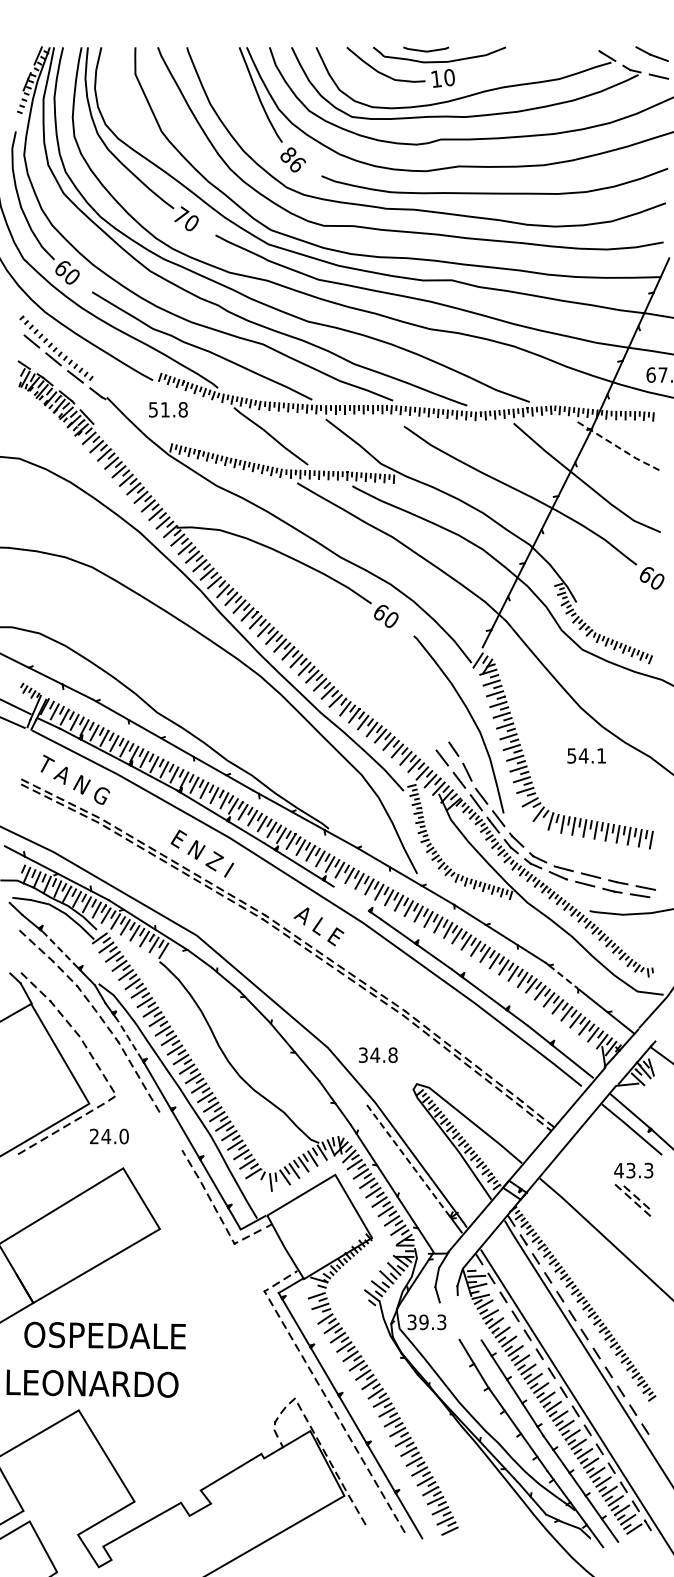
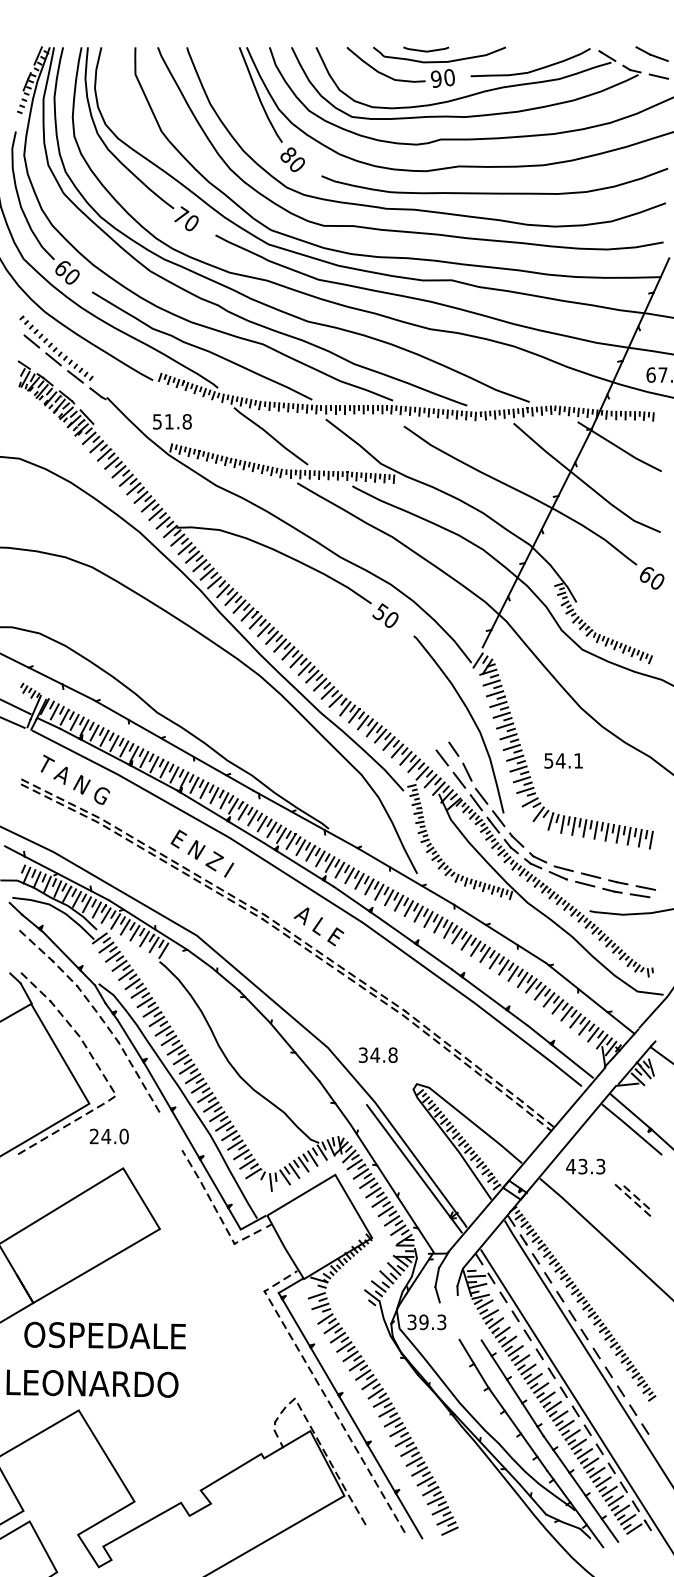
curve: none -> present (534, 69)
text: 10 -> 90 (435, 78)
text: 86 -> 80 (298, 164)
text position: (168, 409) -> (172, 421) (172, 421)
line: dashed -> solid (619, 448)
text: 60 -> 50 (380, 611)
text position: (586, 755) -> (563, 760) (563, 760)
line: none -> present (351, 898)
line: dashed -> solid (60, 949)
line: dashed -> solid (563, 977)
line: dashed -> solid (130, 1040)
line: dashed -> solid (409, 1161)
text position: (633, 1170) -> (585, 1166) (585, 1166)
